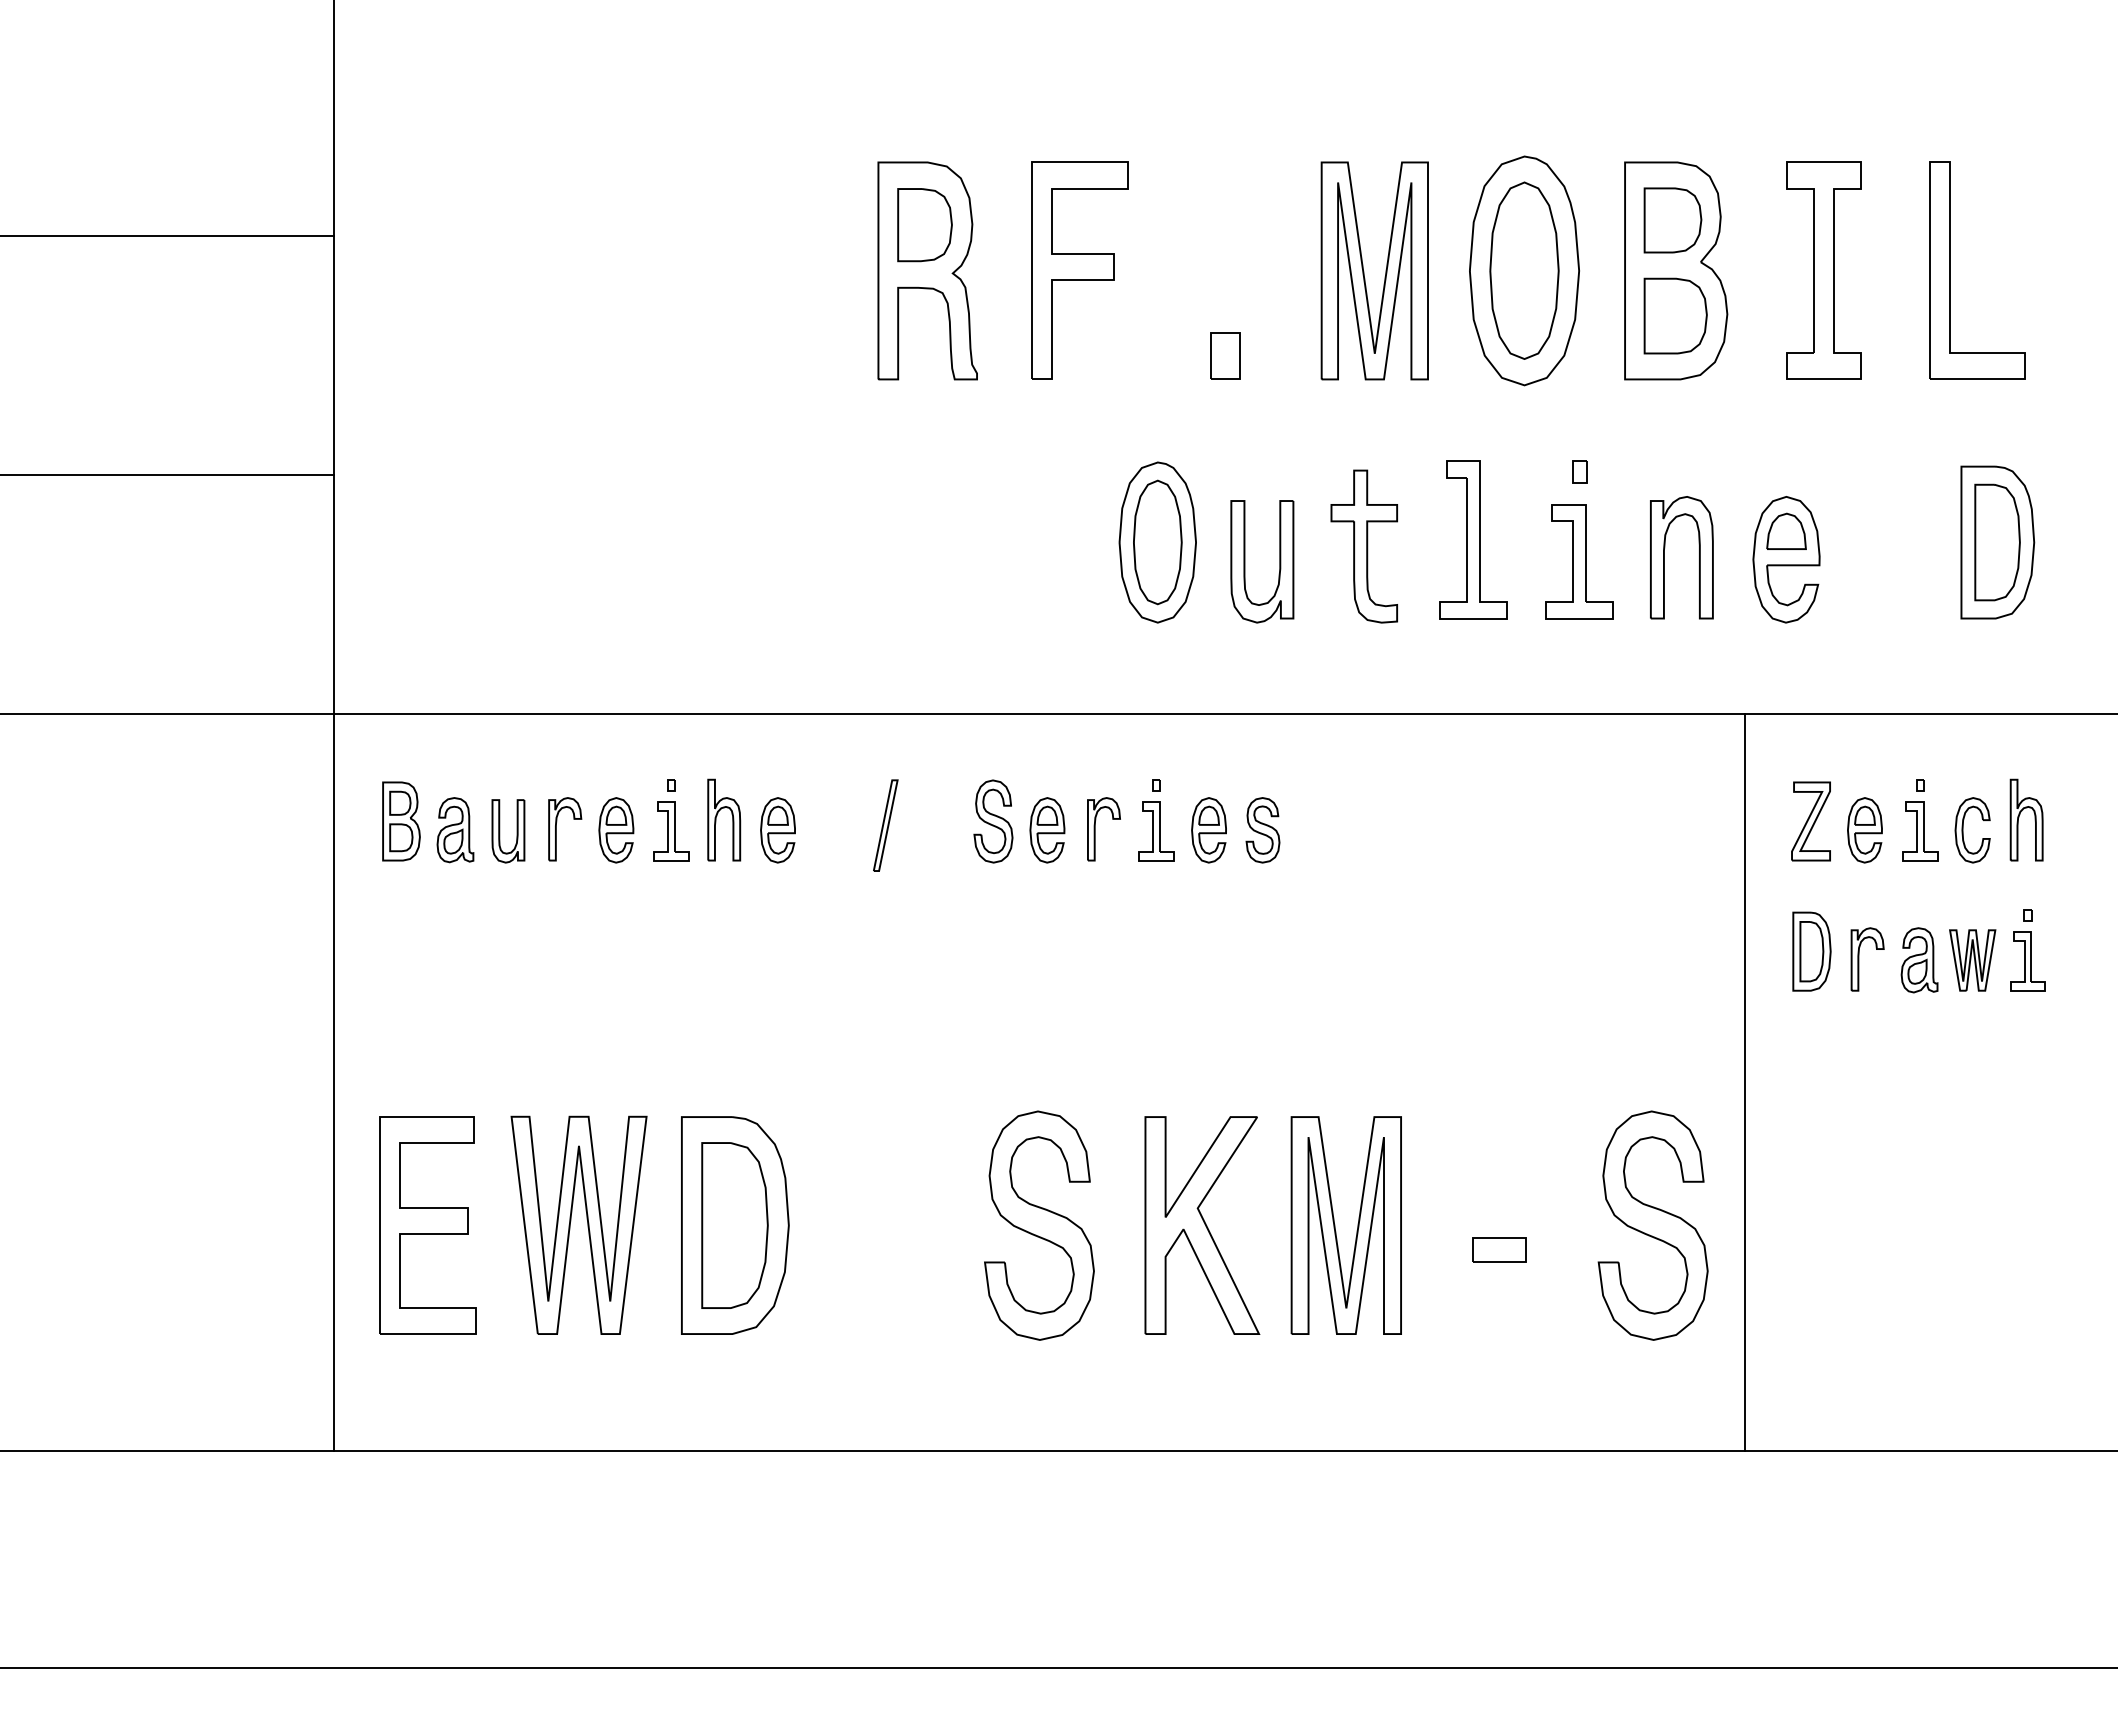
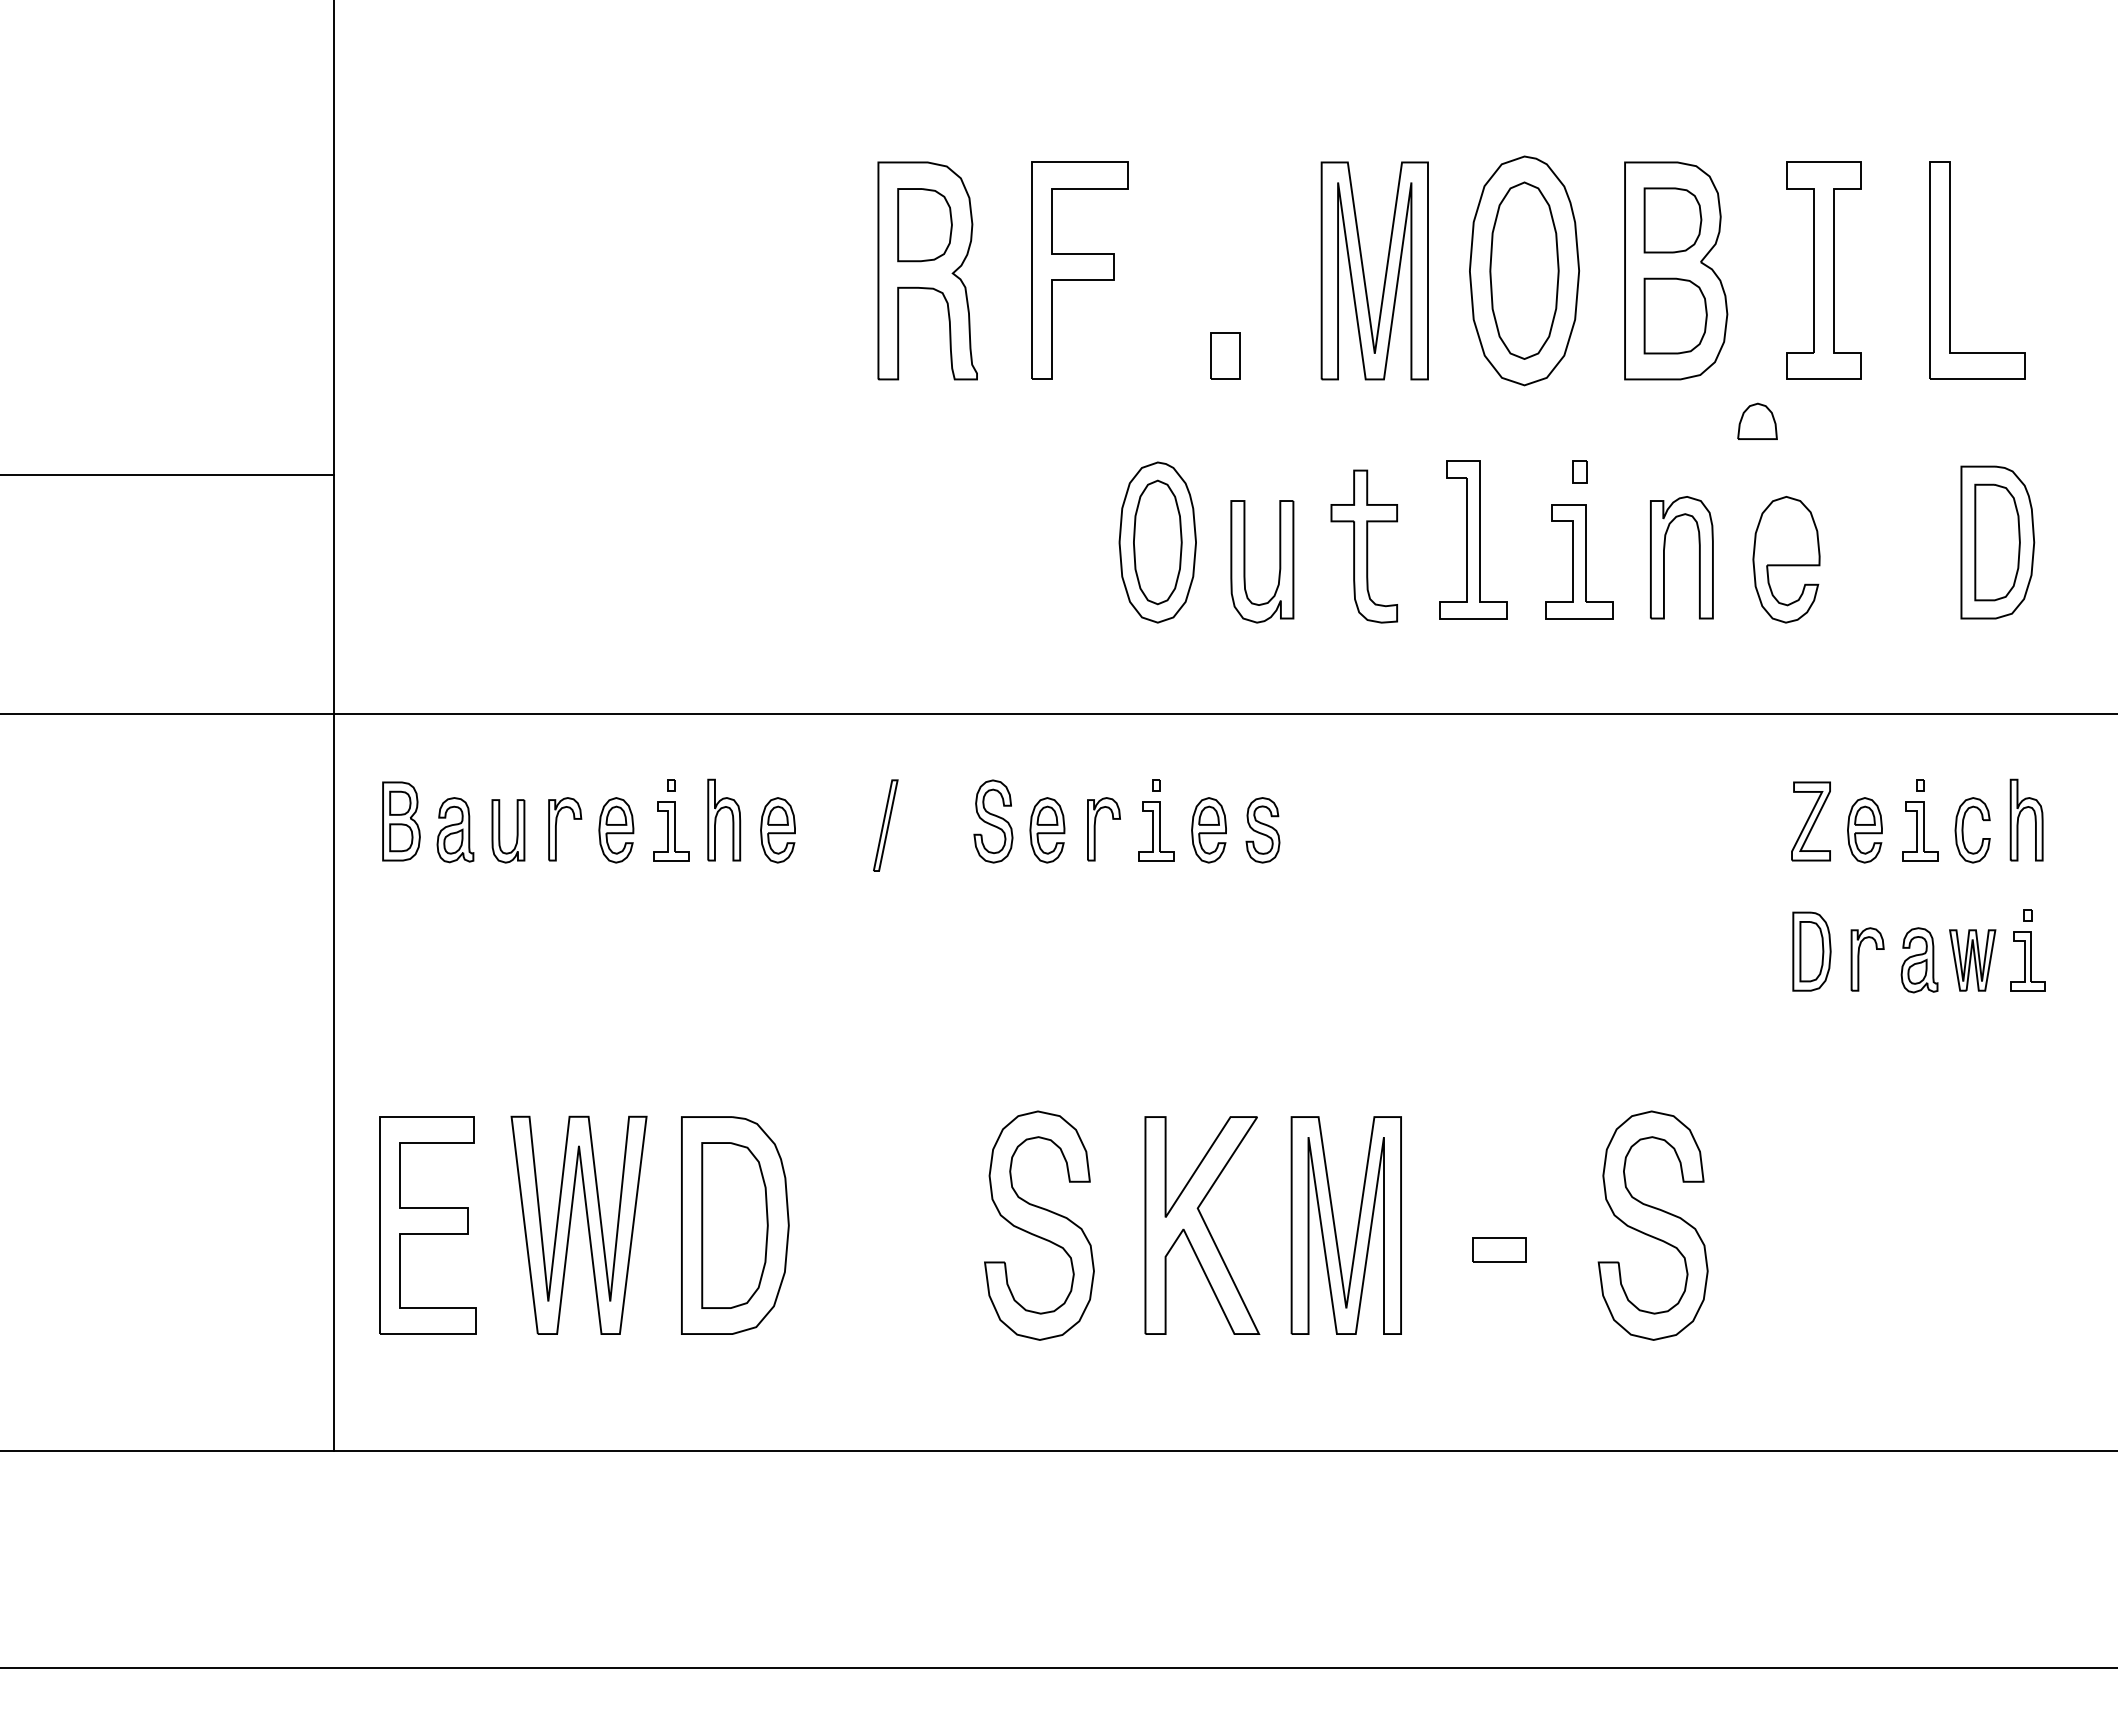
line: present -> none (168, 236)
part position: (1786, 530) -> (1757, 420) (1757, 420)
line: present -> none (1744, 1082)
